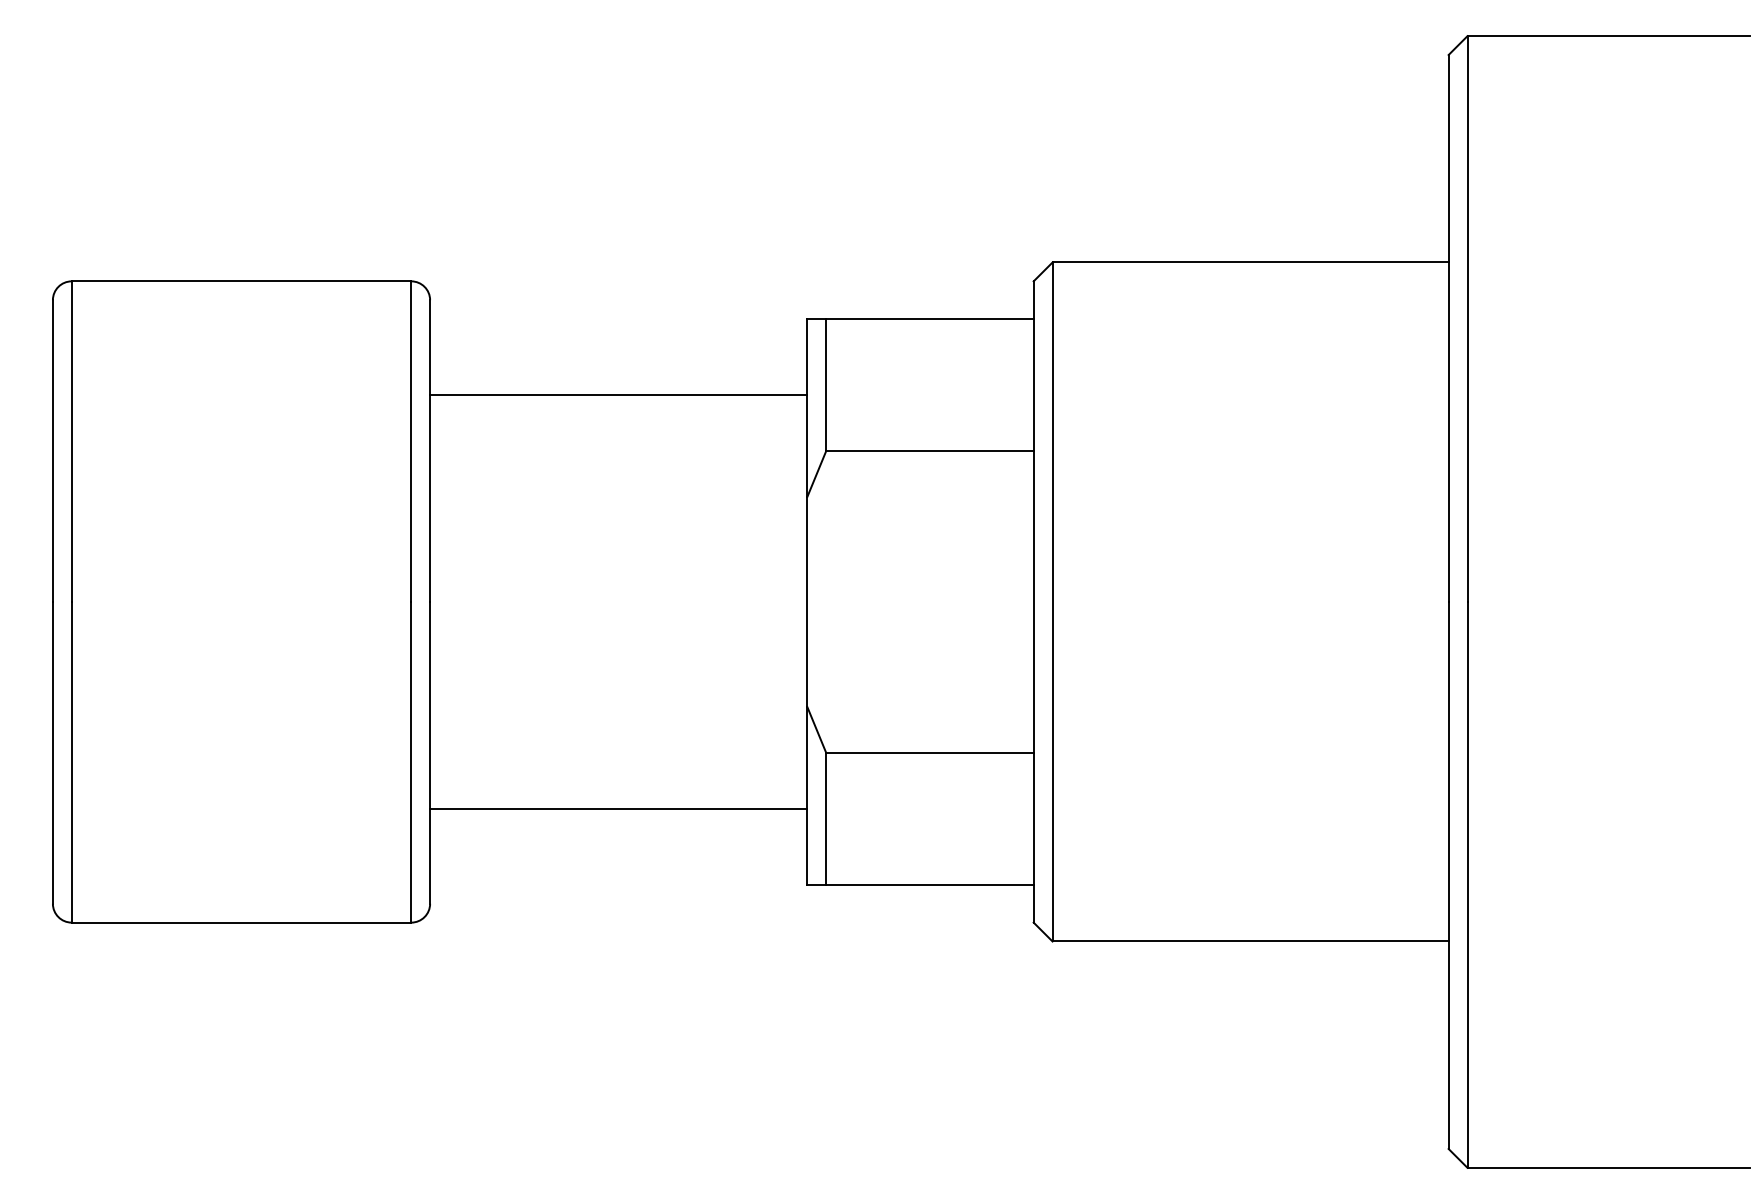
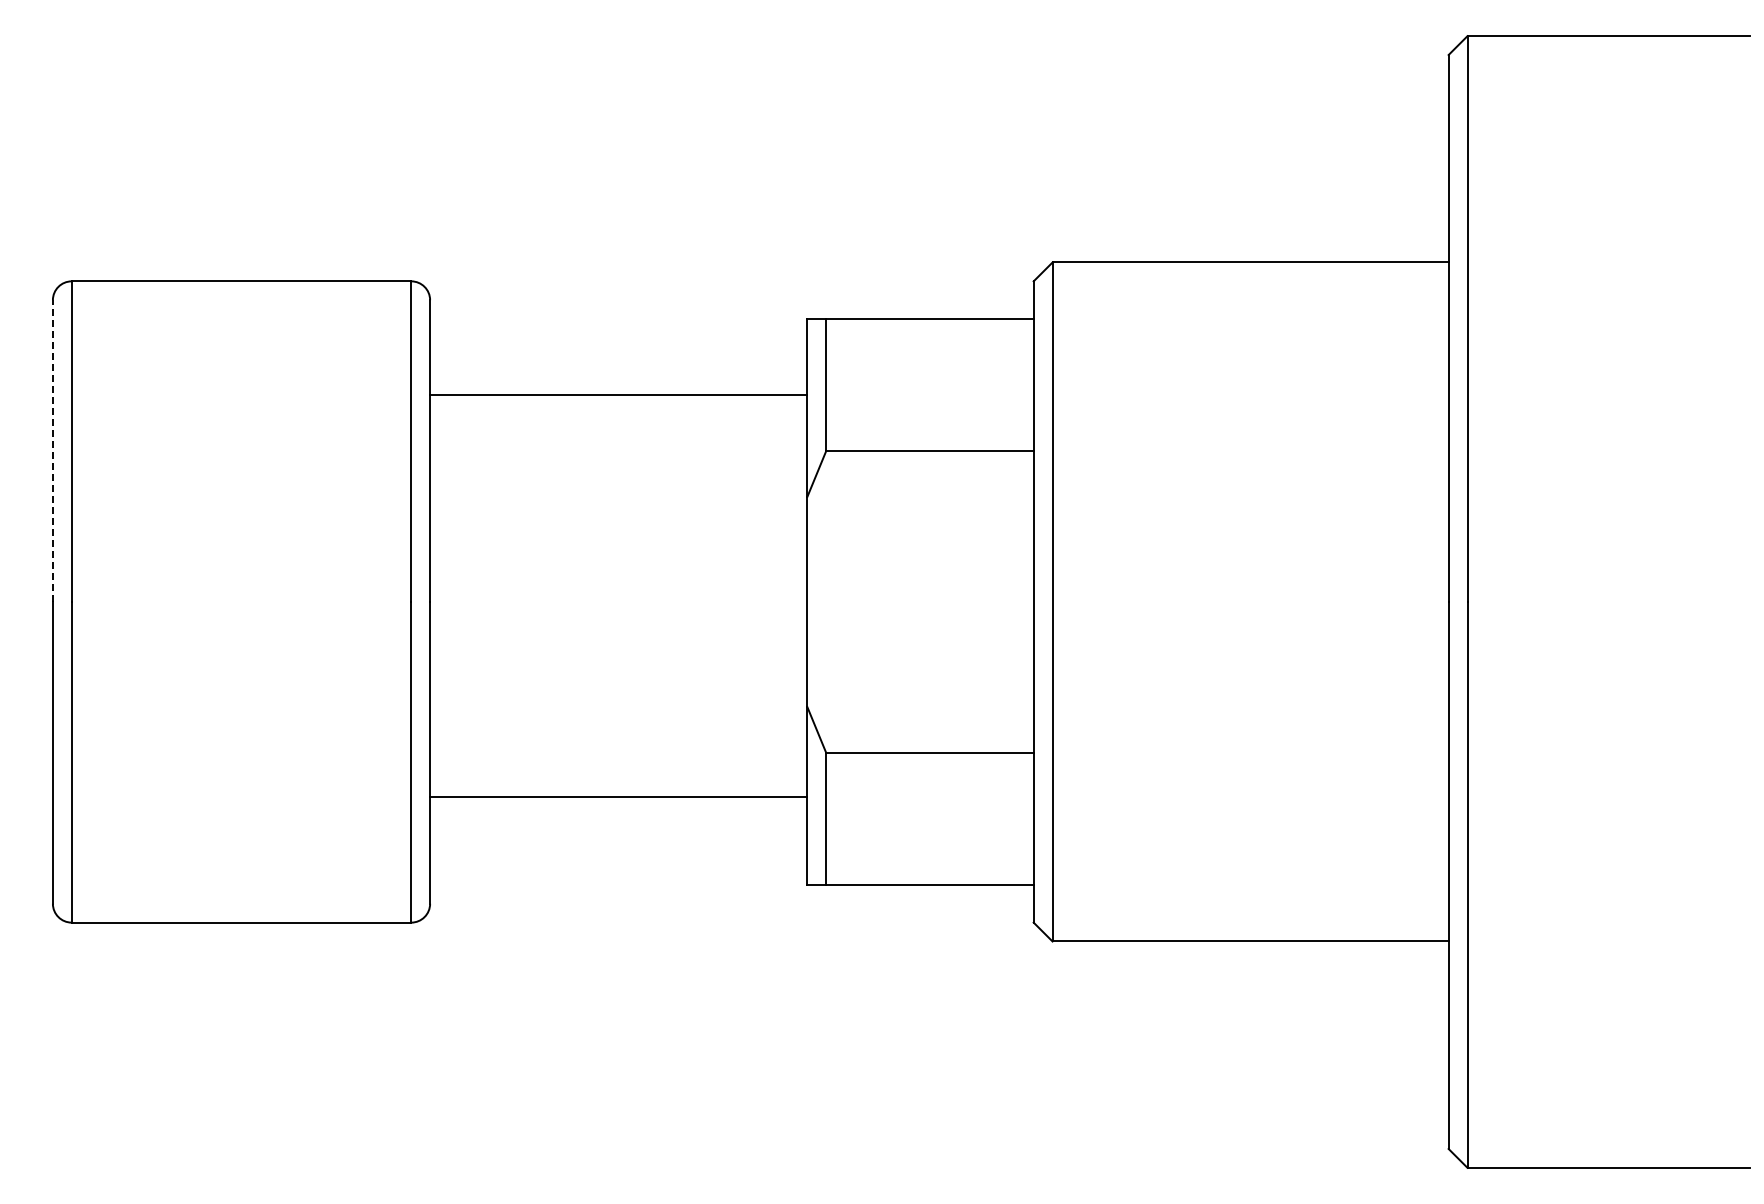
line: solid -> dashed (52, 451)
line position: (618, 809) -> (618, 797) (618, 797)
